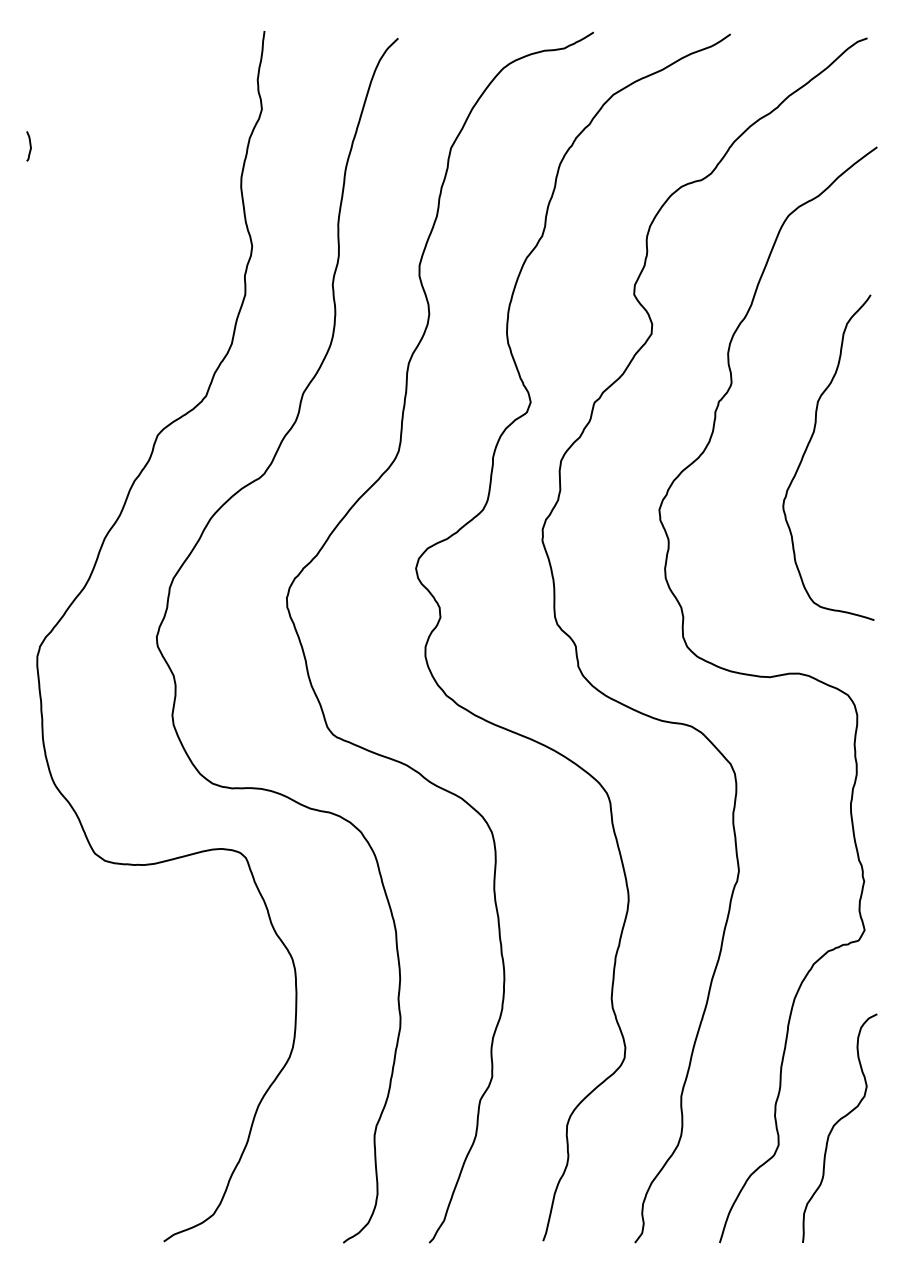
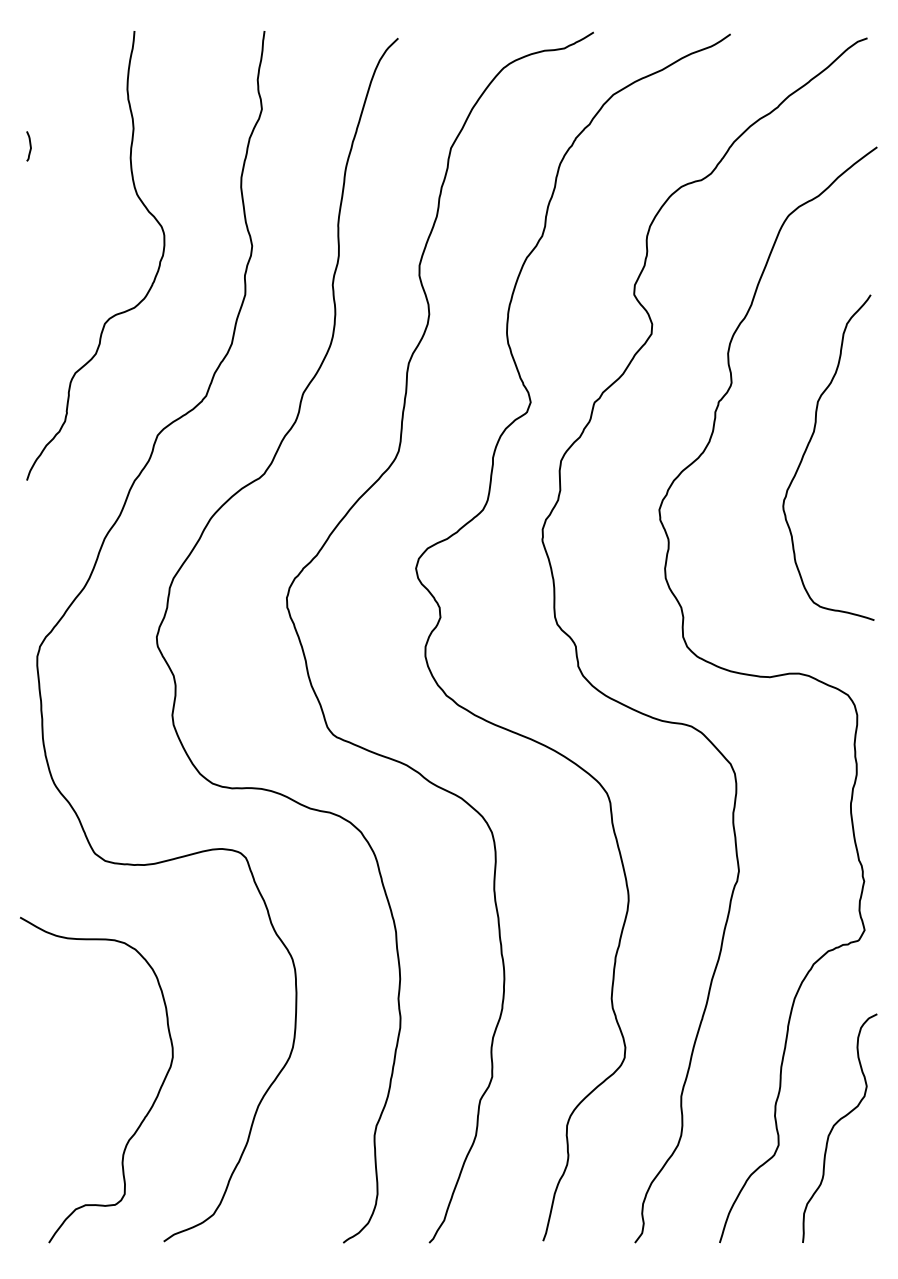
curve: none -> present (116, 313)
curve: none -> present (146, 1113)
